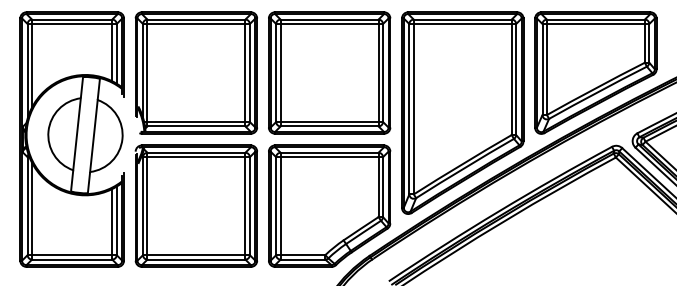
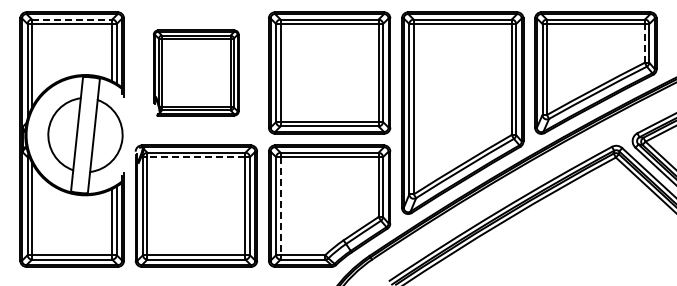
line: solid -> dashed (72, 19)
line: solid -> dashed (644, 42)
part size: 124x124 px -> 87x88 px (196, 72)
line: solid -> dashed (196, 157)
line: solid -> dashed (280, 206)
